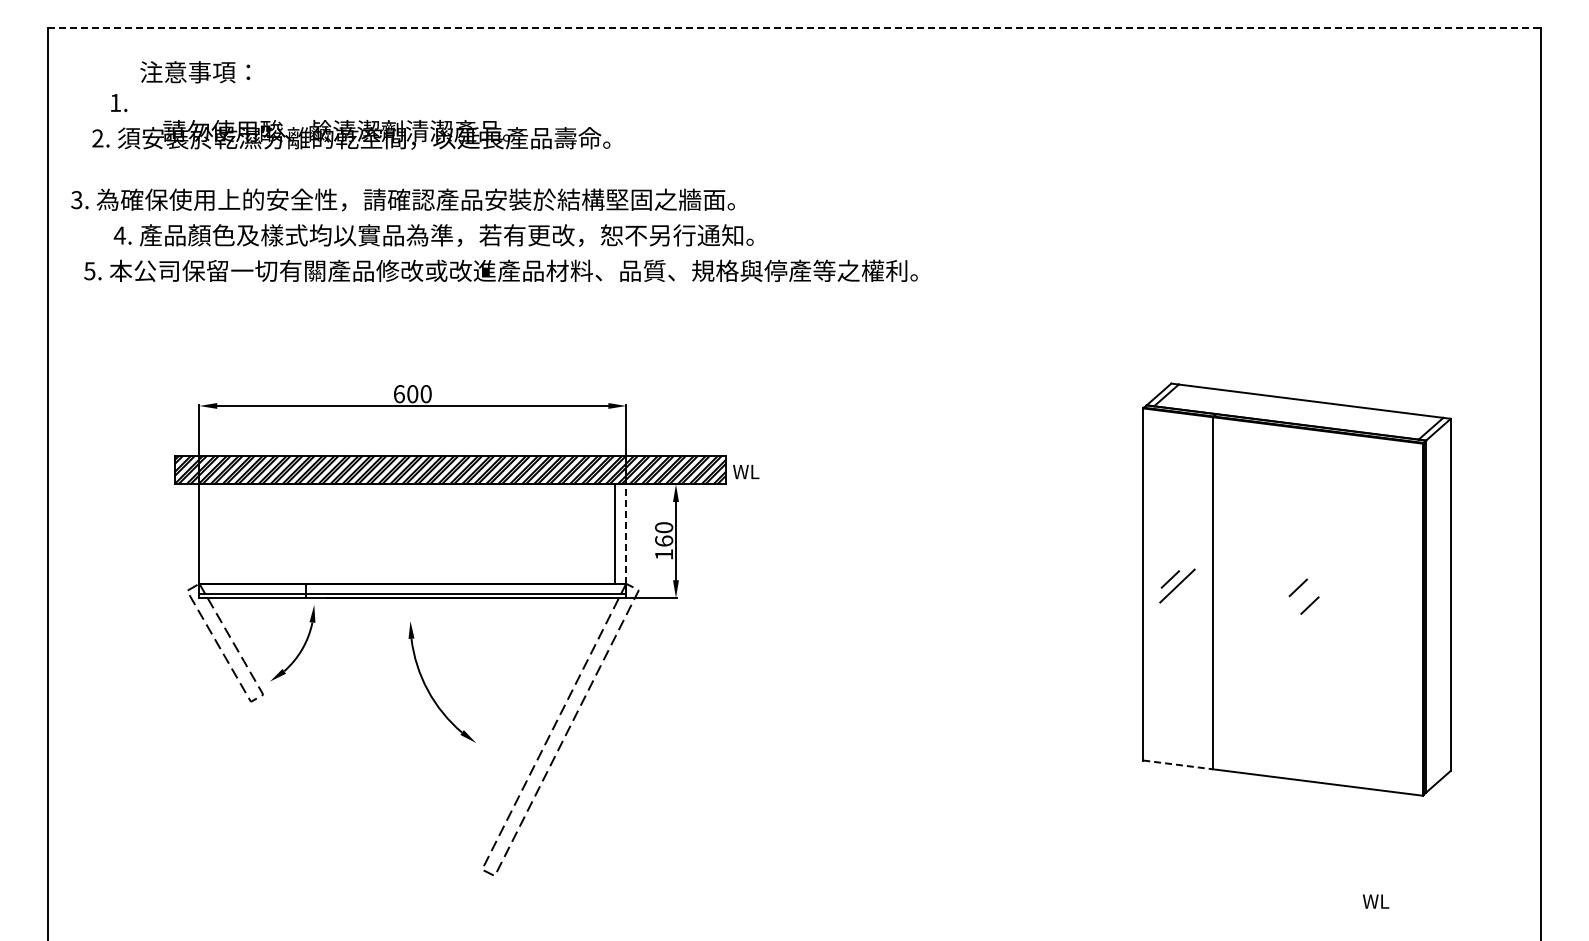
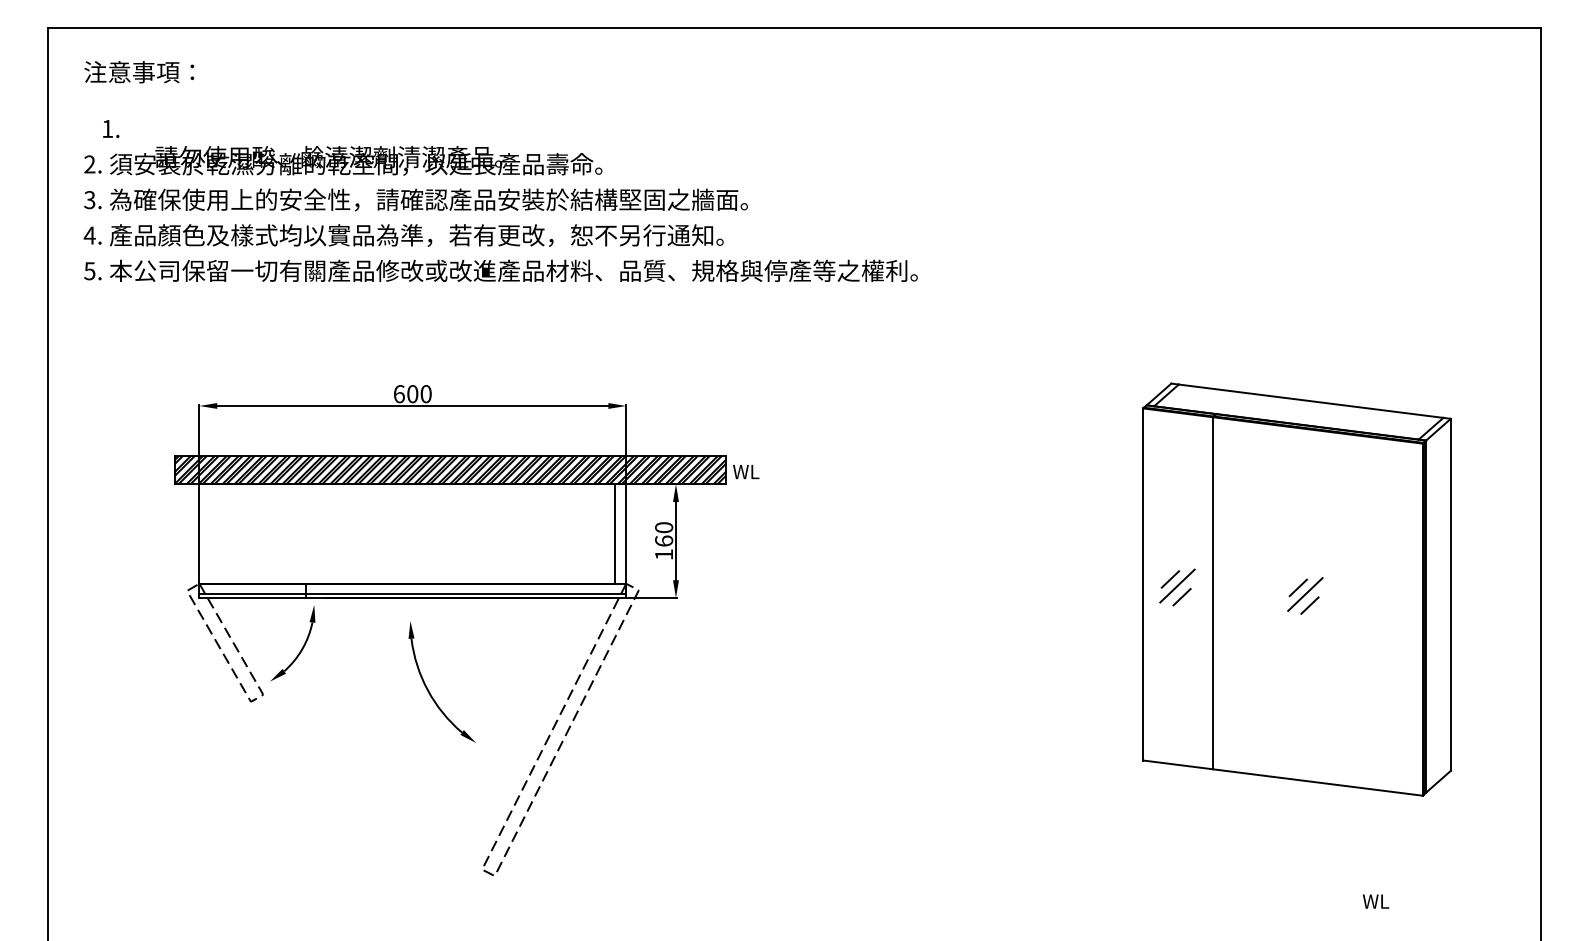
line: dashed -> solid (794, 28)
text position: (195, 72) -> (139, 72) (139, 72)
text position: (351, 121) -> (343, 147) (343, 147)
text position: (402, 199) -> (415, 199) (415, 199)
text position: (433, 235) -> (403, 235) (403, 235)
line: dashed -> solid (626, 534)
line: none -> present (1305, 594)
line: none -> present (1181, 596)
line: dashed -> solid (1178, 764)
